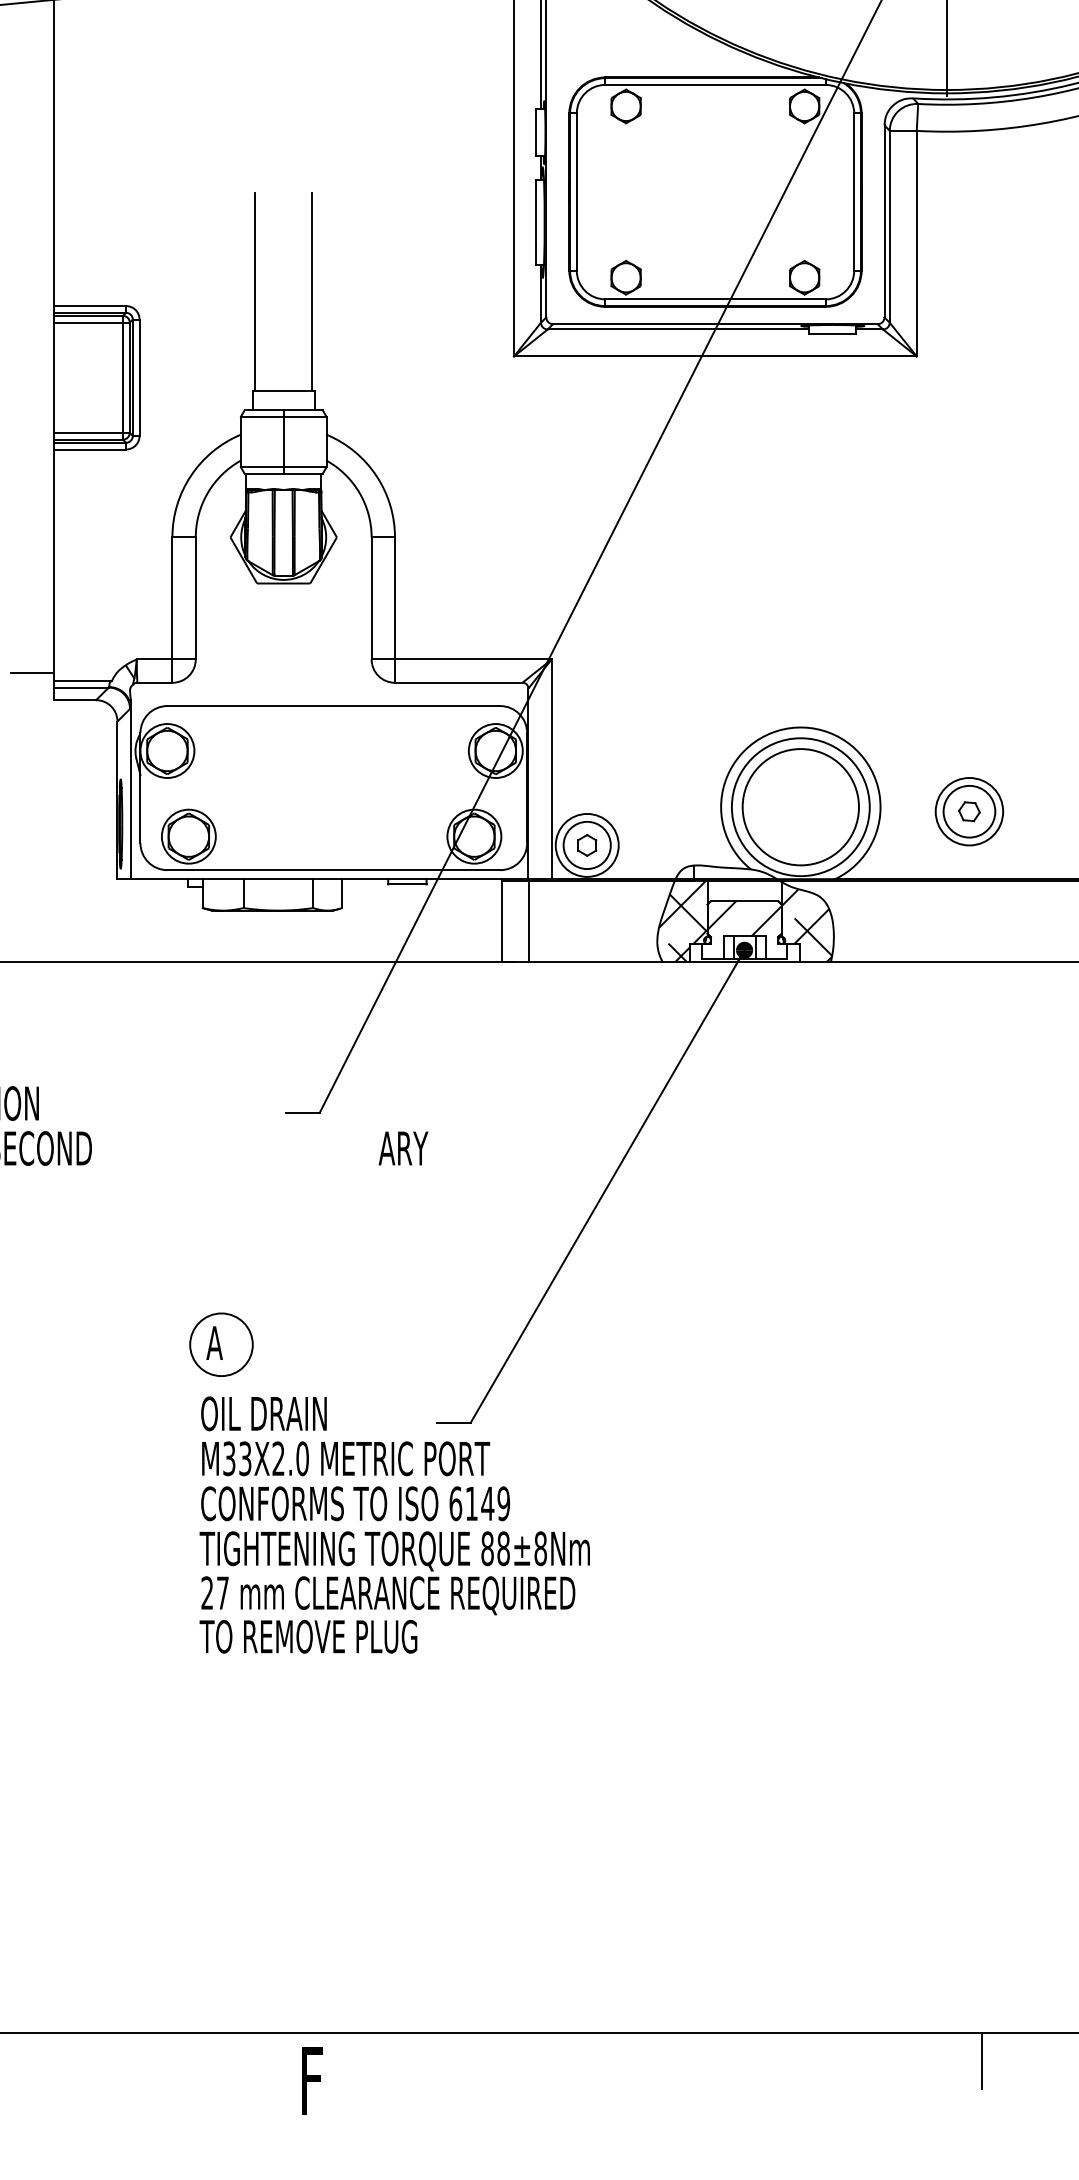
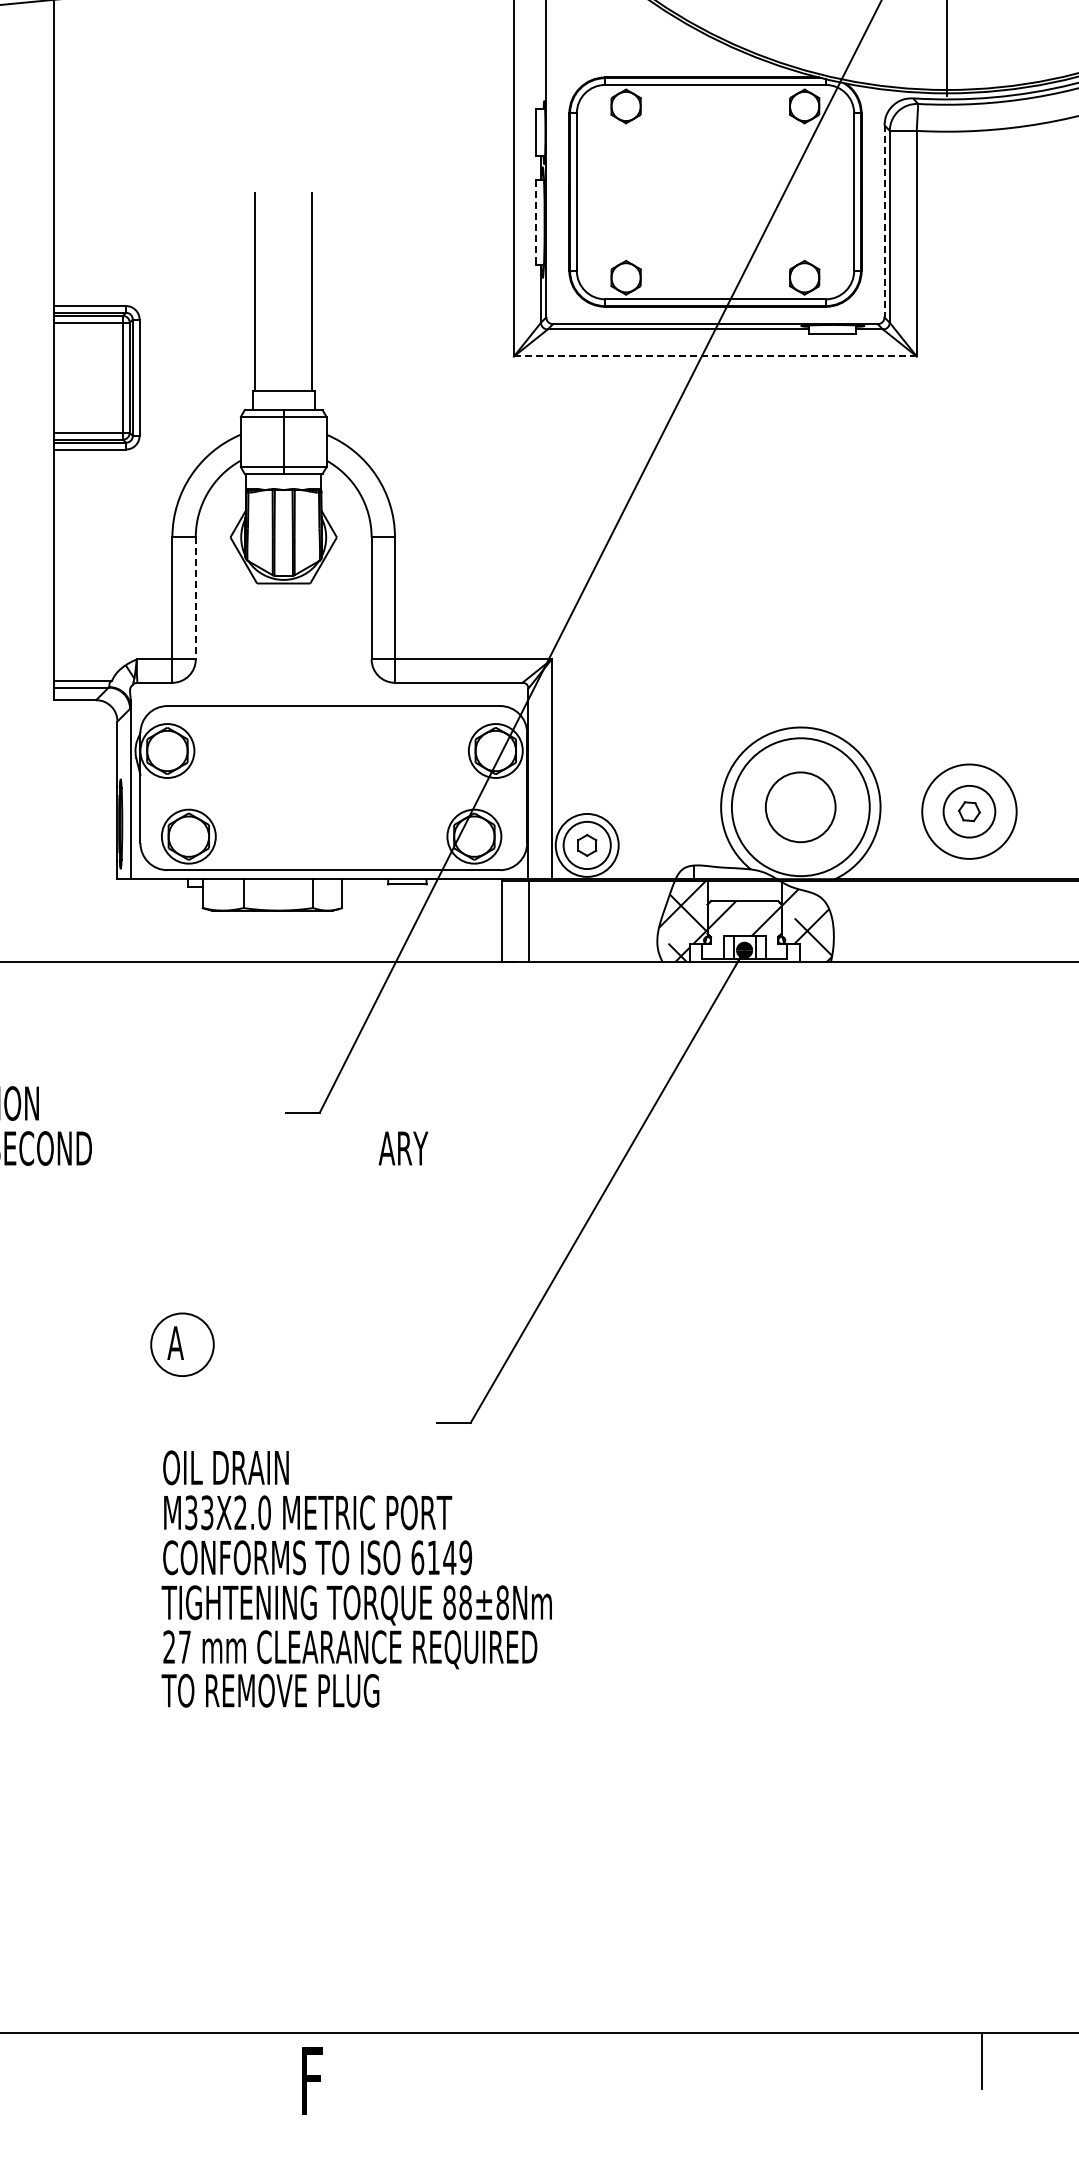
line: present -> none (541, 55)
line: solid -> dashed (884, 221)
line: solid -> dashed (536, 222)
line: solid -> dashed (714, 356)
line: solid -> dashed (195, 598)
line: present -> none (32, 672)
circle size: 119x119 px -> 73x73 px (800, 807)
circle diameter: 67 px -> 94 px (969, 811)
part position: (221, 1344) -> (182, 1344) (182, 1344)
text position: (394, 1524) -> (356, 1578) (356, 1578)
